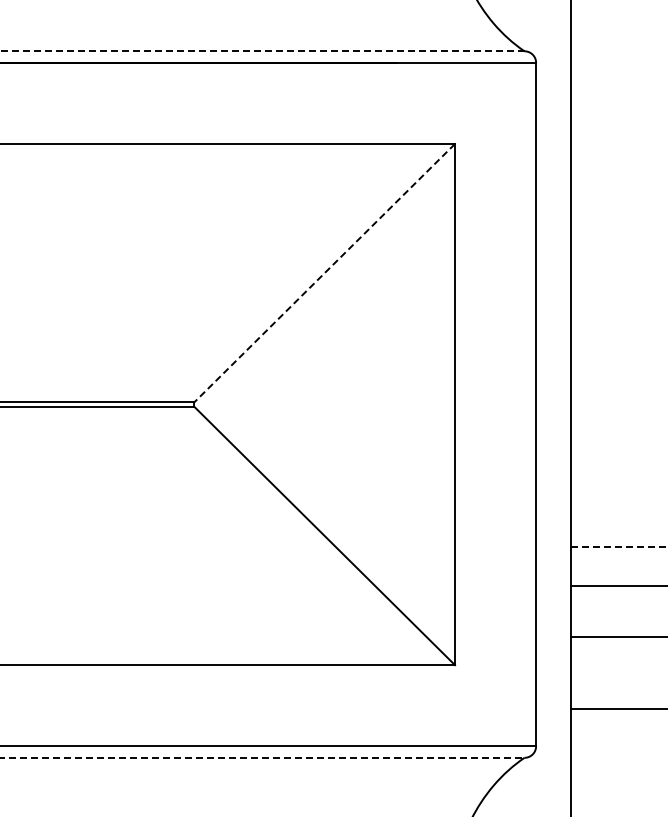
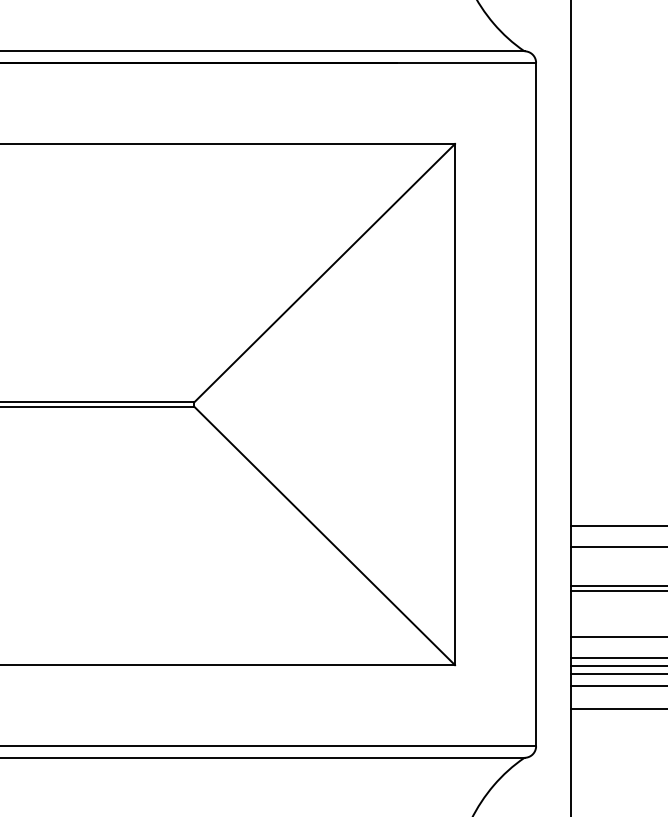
line: dashed -> solid (262, 51)
line: dashed -> solid (324, 273)
line: none -> present (617, 526)
line: dashed -> solid (619, 546)
line: none -> present (617, 590)
line: none -> present (617, 658)
line: none -> present (617, 665)
line: none -> present (617, 674)
line: none -> present (617, 685)
line: dashed -> solid (262, 757)
